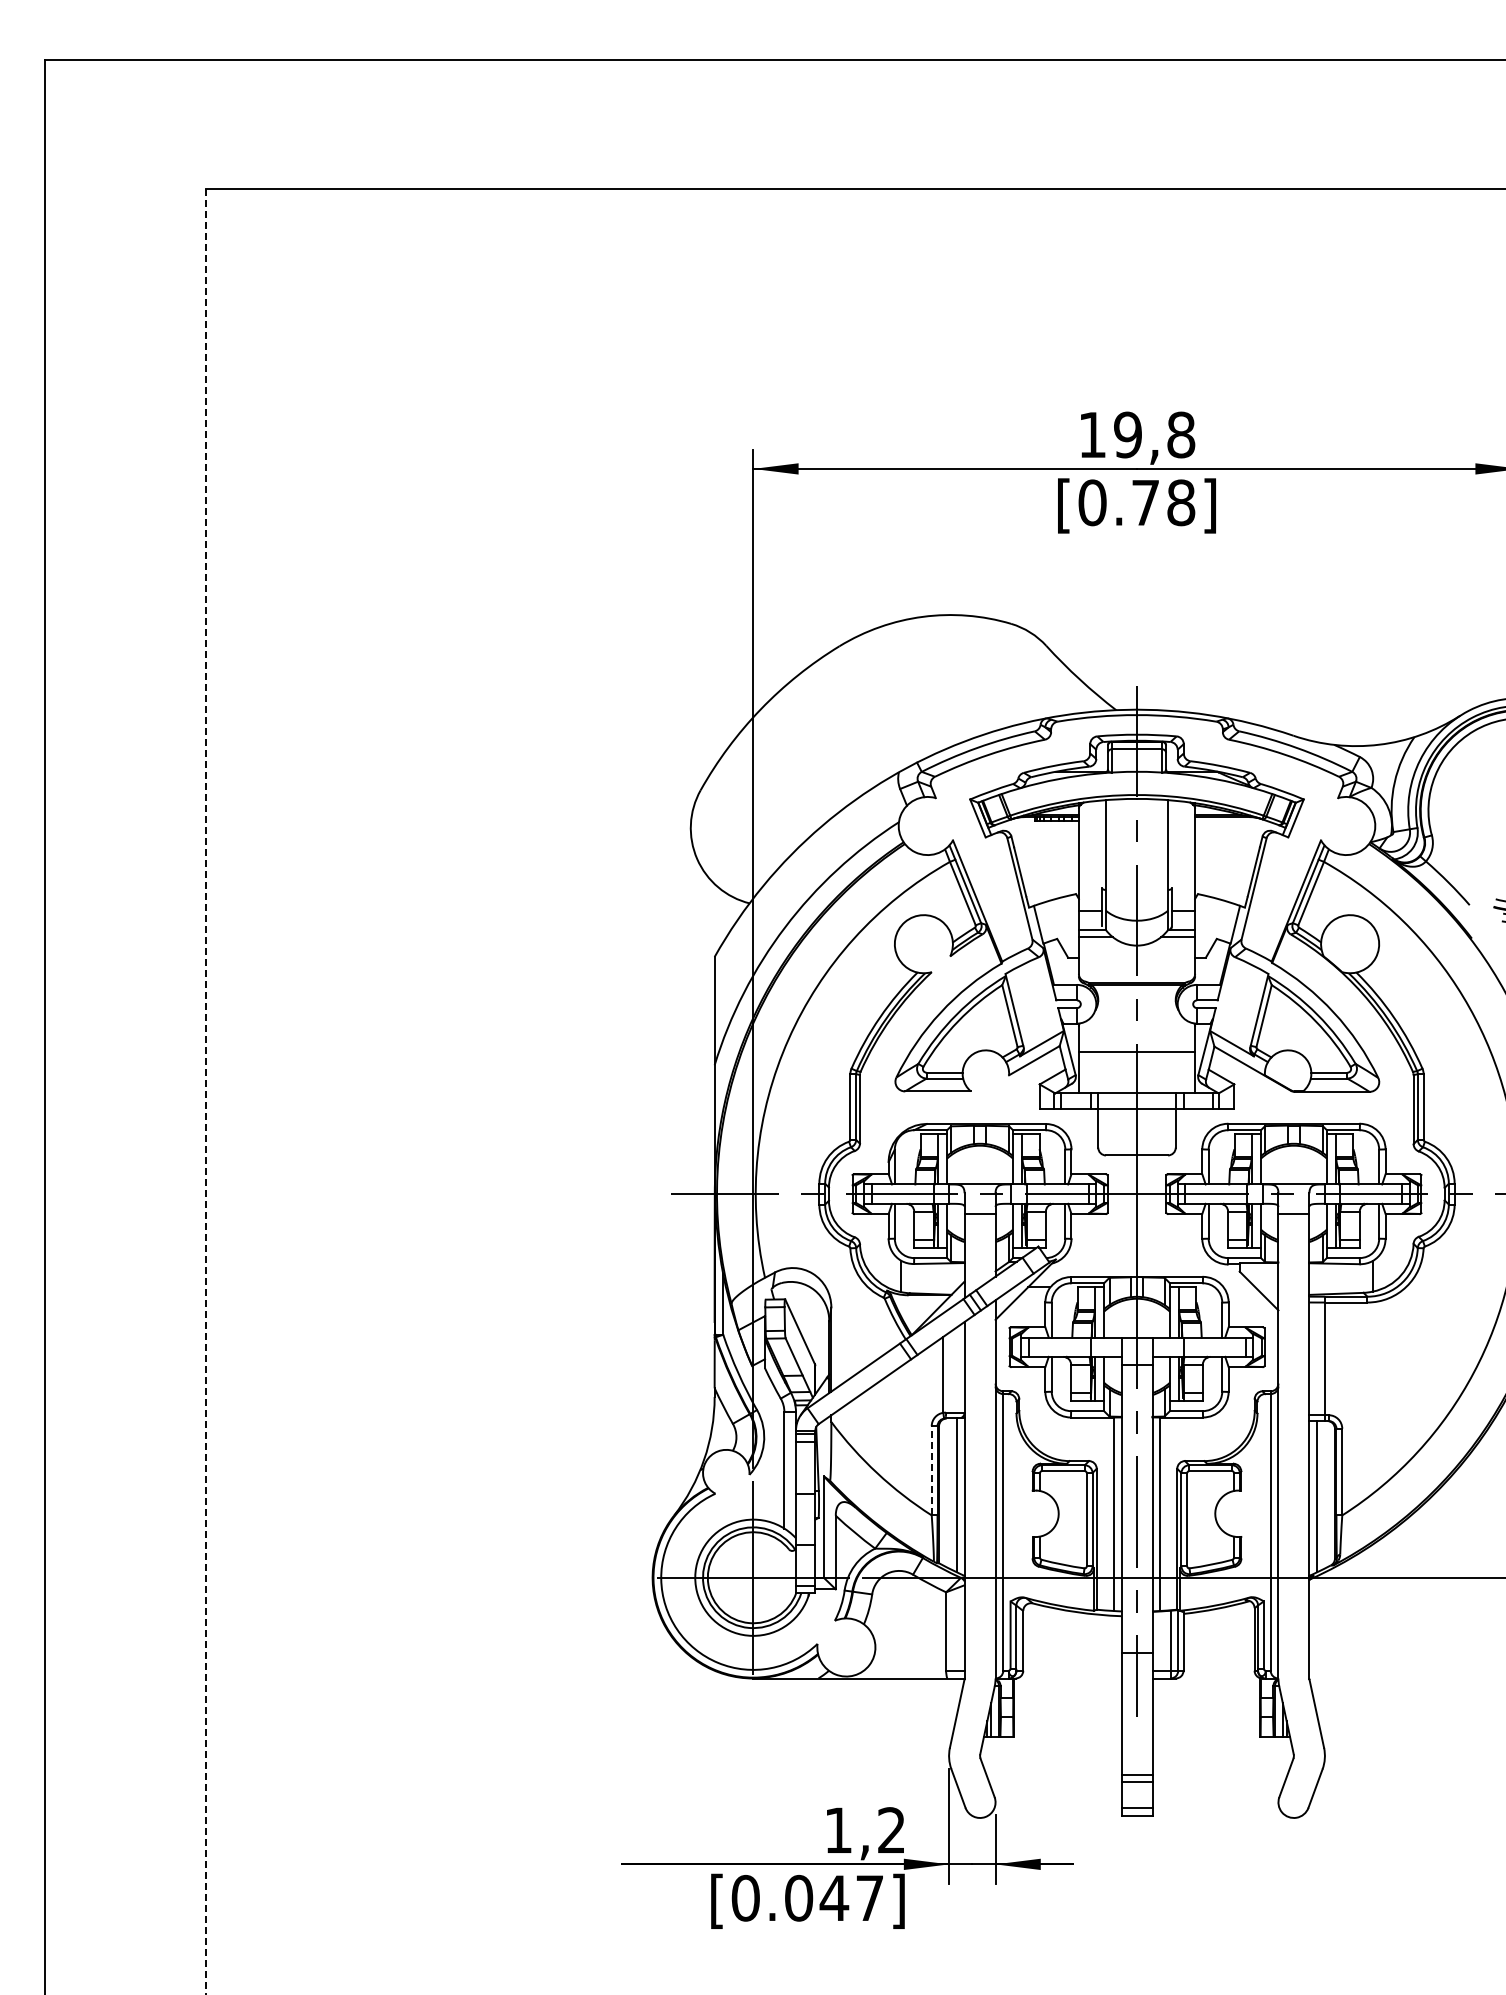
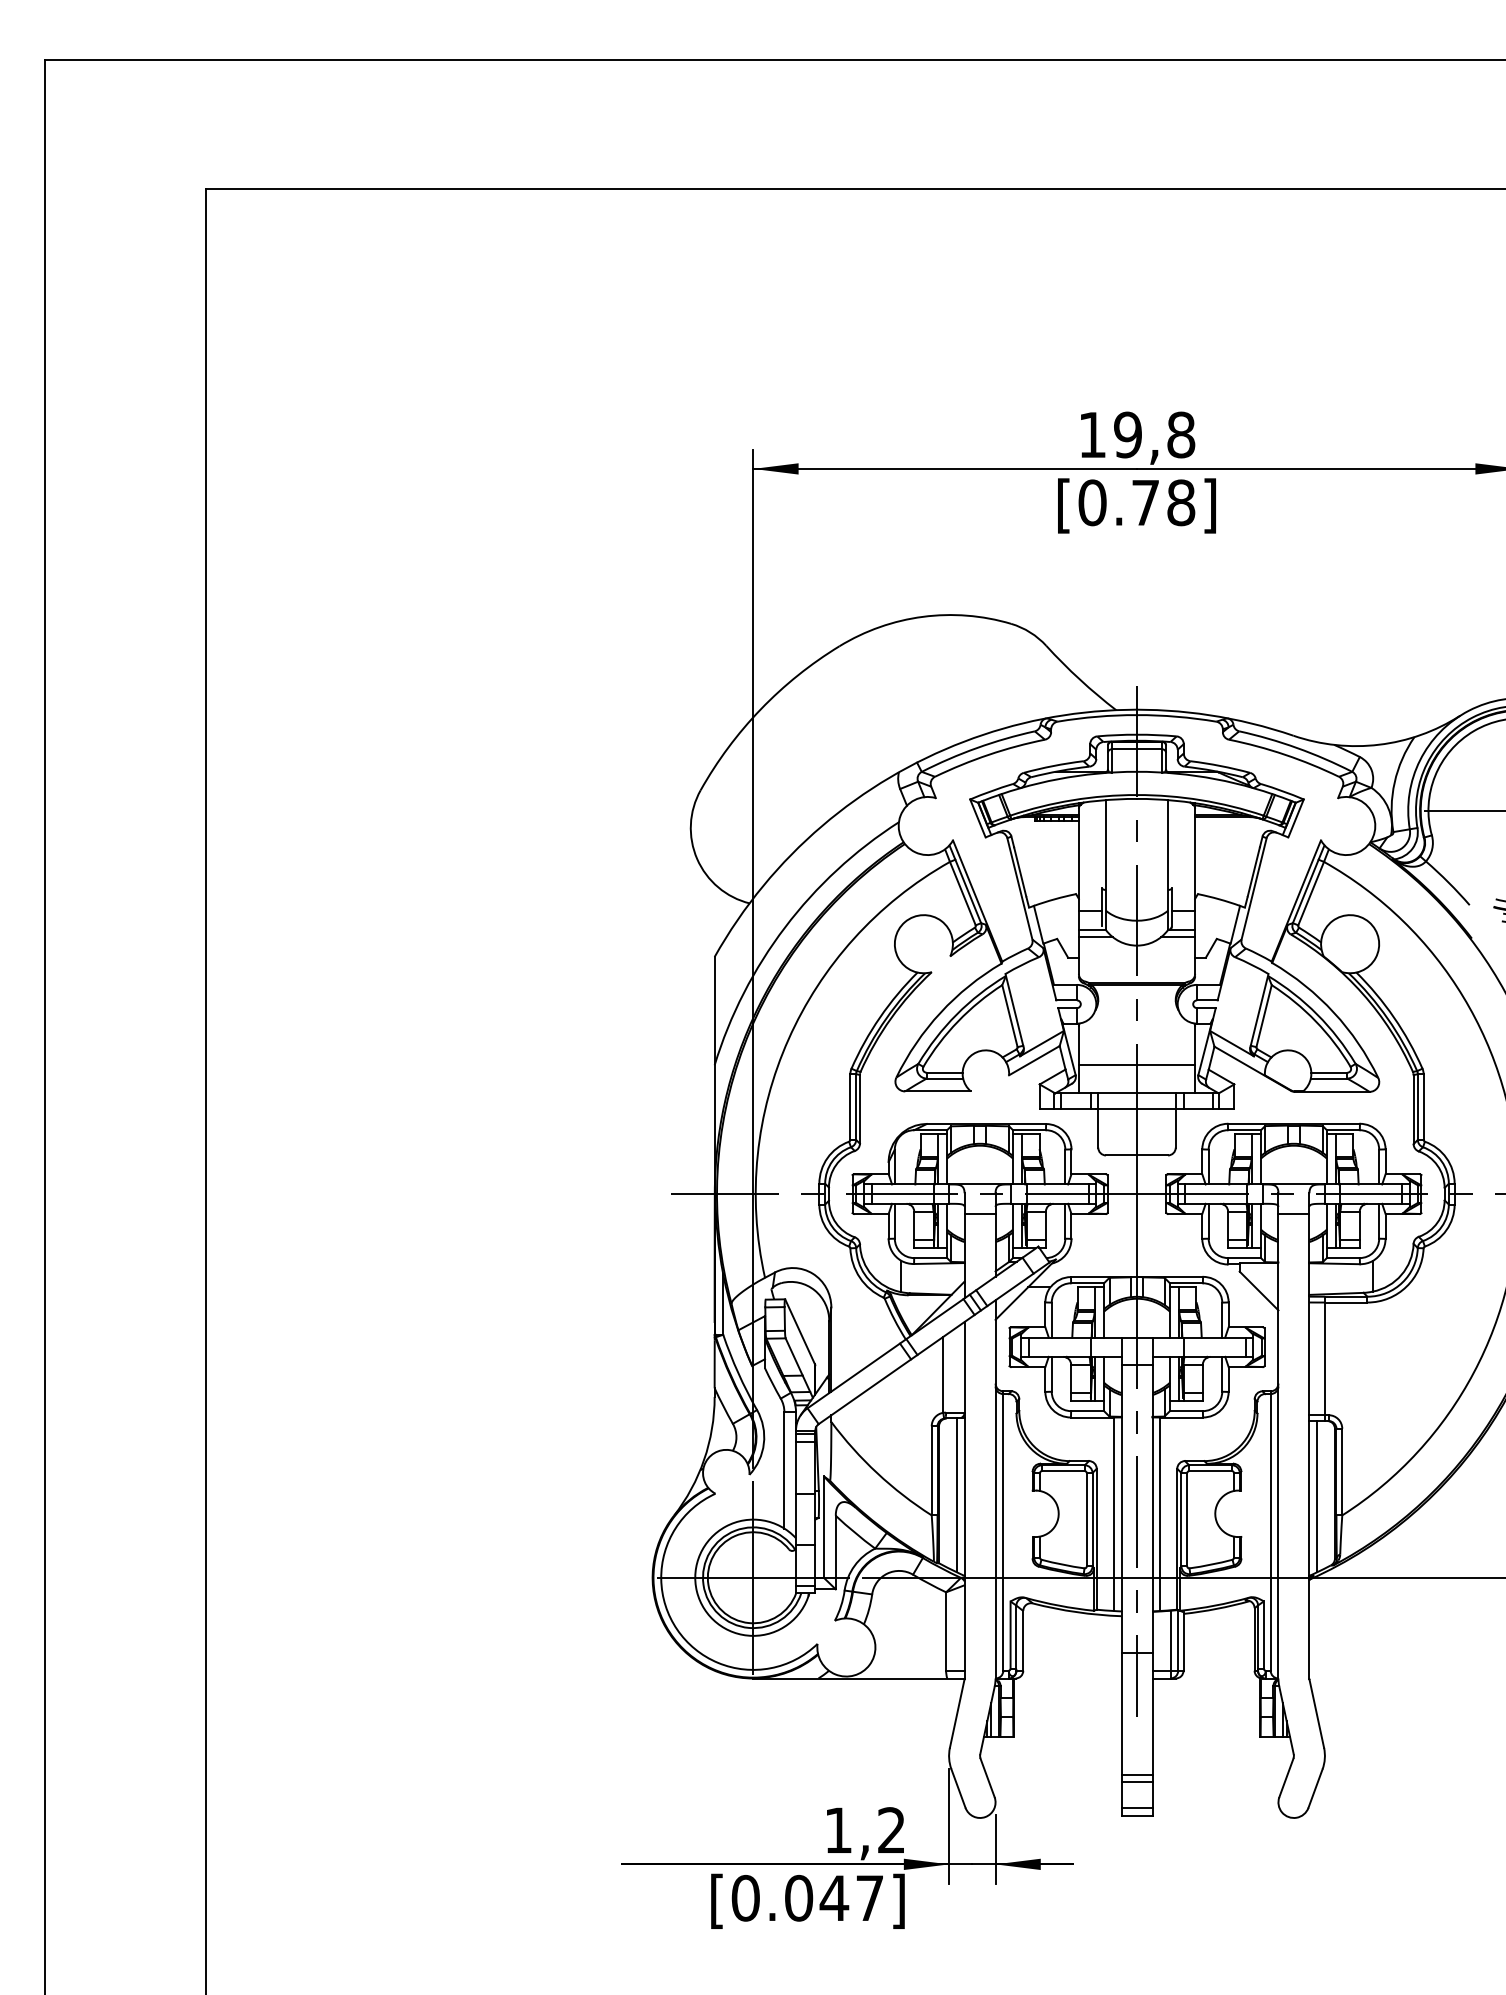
line: none -> present (1462, 810)
line position: (1136, 1051) -> (1136, 1064) (1136, 1064)
line: dashed -> solid (206, 1091)
line: dashed -> solid (931, 1470)
